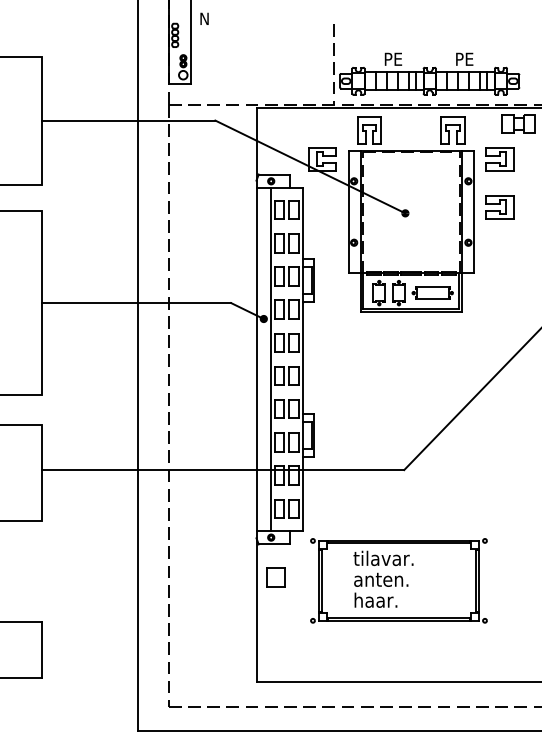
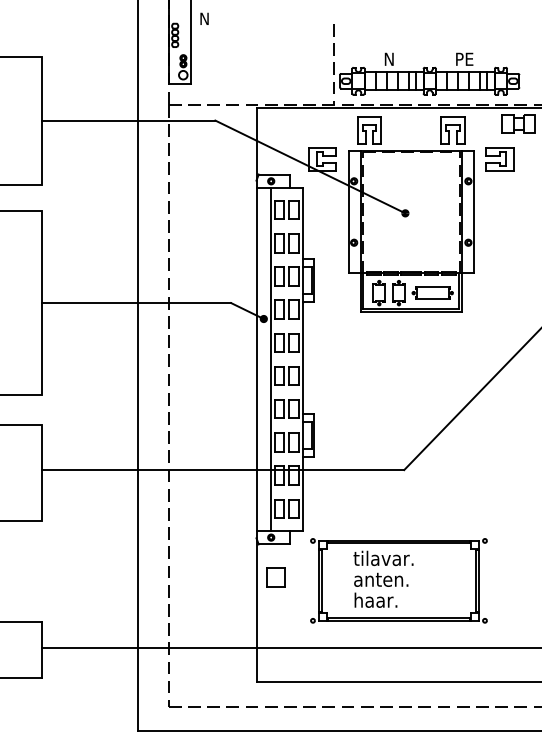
text: PE -> N (394, 58)
part: present -> none (499, 207)
line: none -> present (290, 647)
